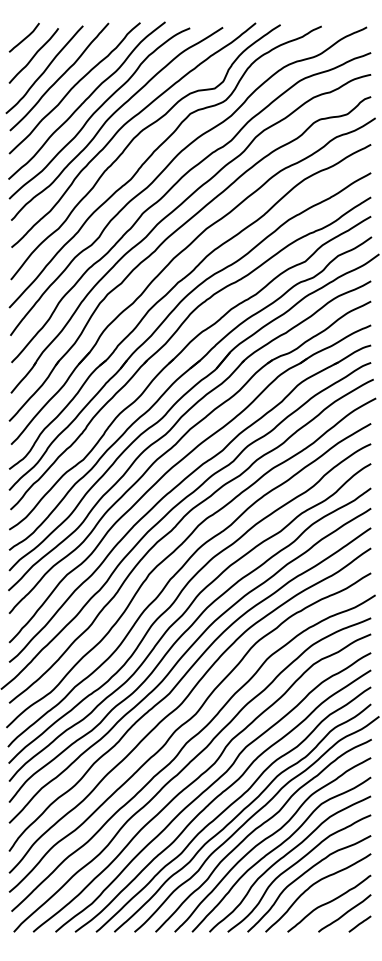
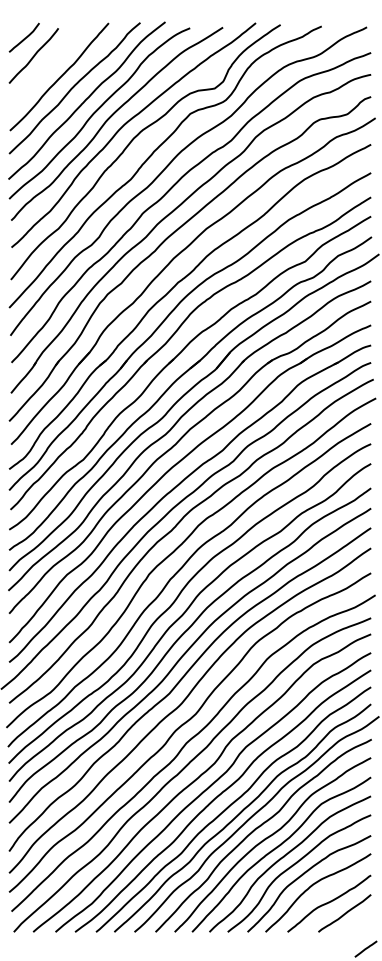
curve: present -> none (44, 69)
line position: (359, 923) -> (365, 948) (365, 948)
